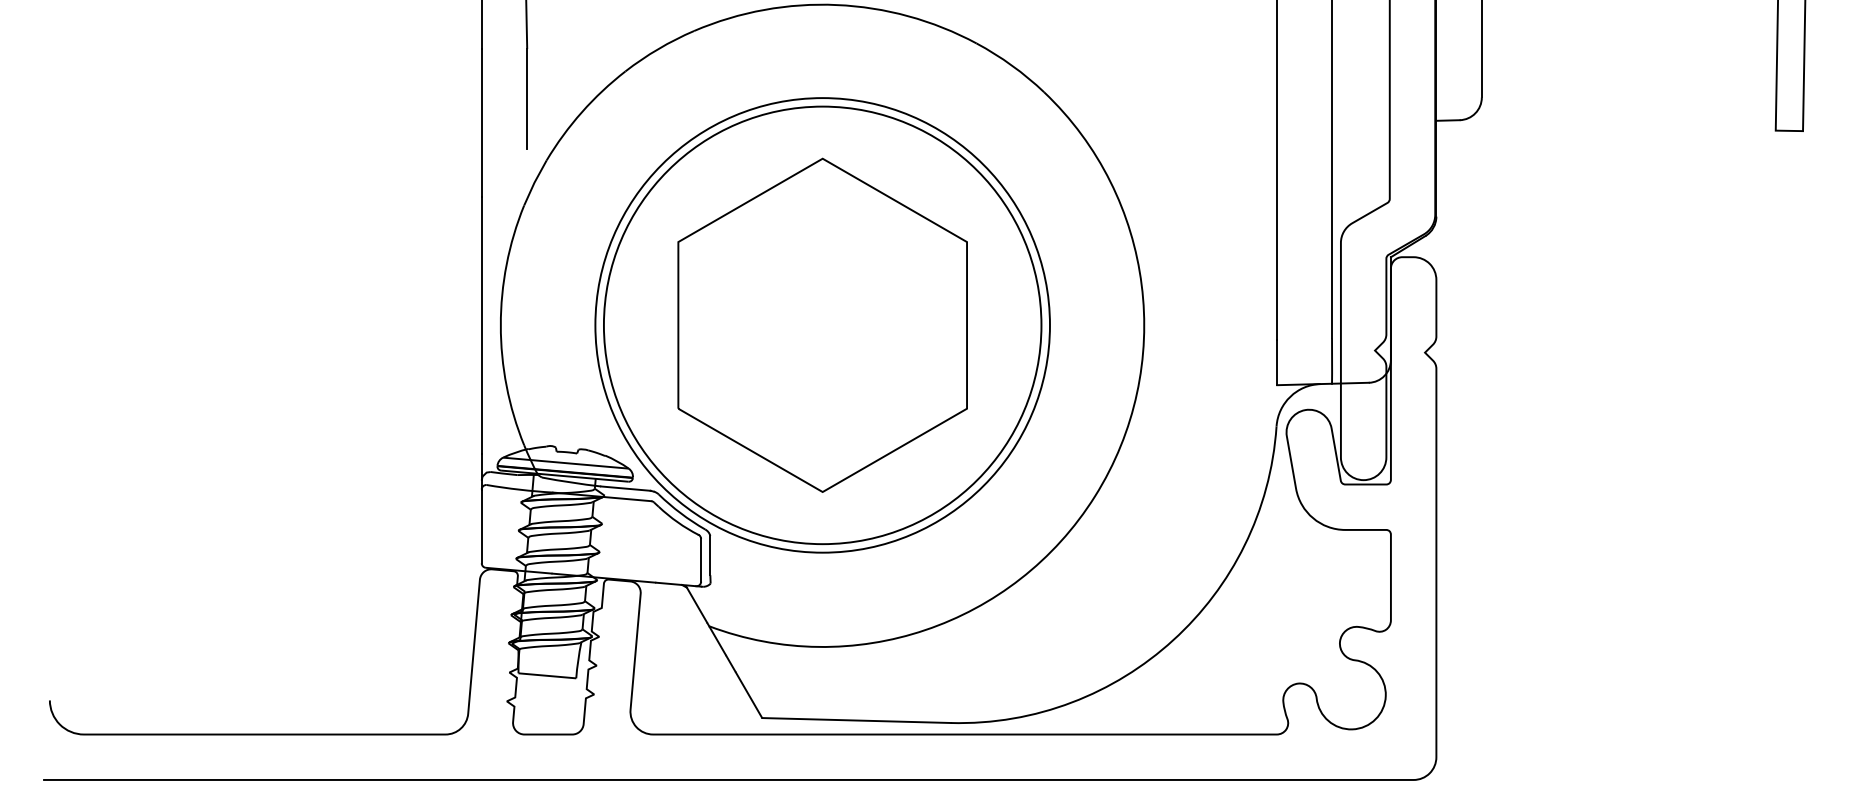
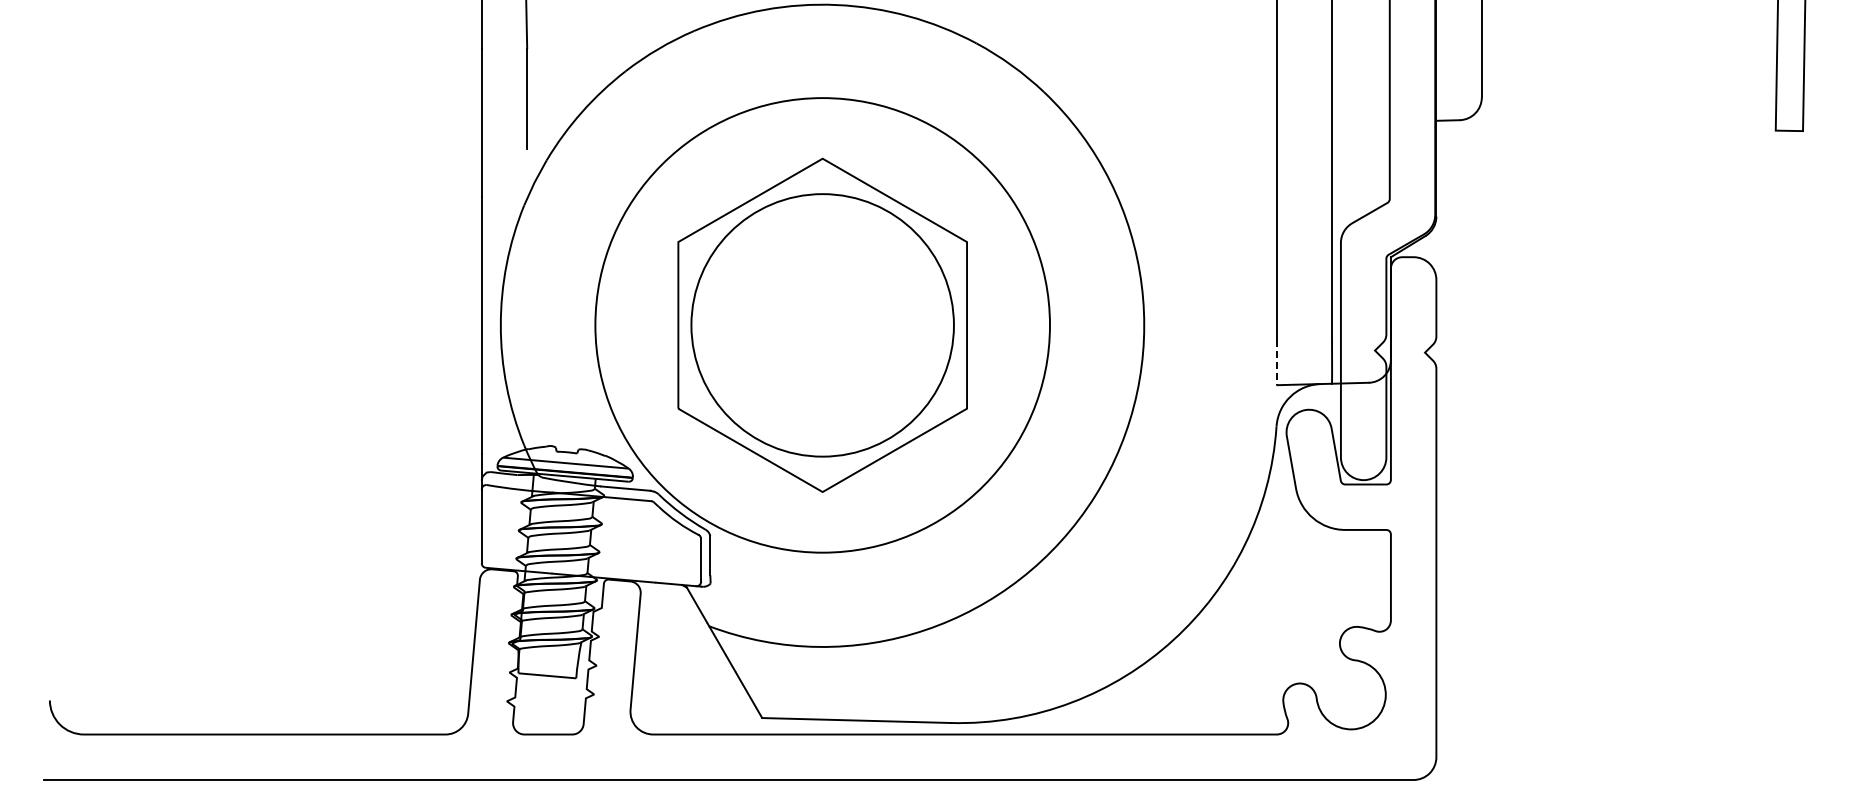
circle diameter: 438 px -> 263 px (822, 325)
line: solid -> dashed (1277, 362)
